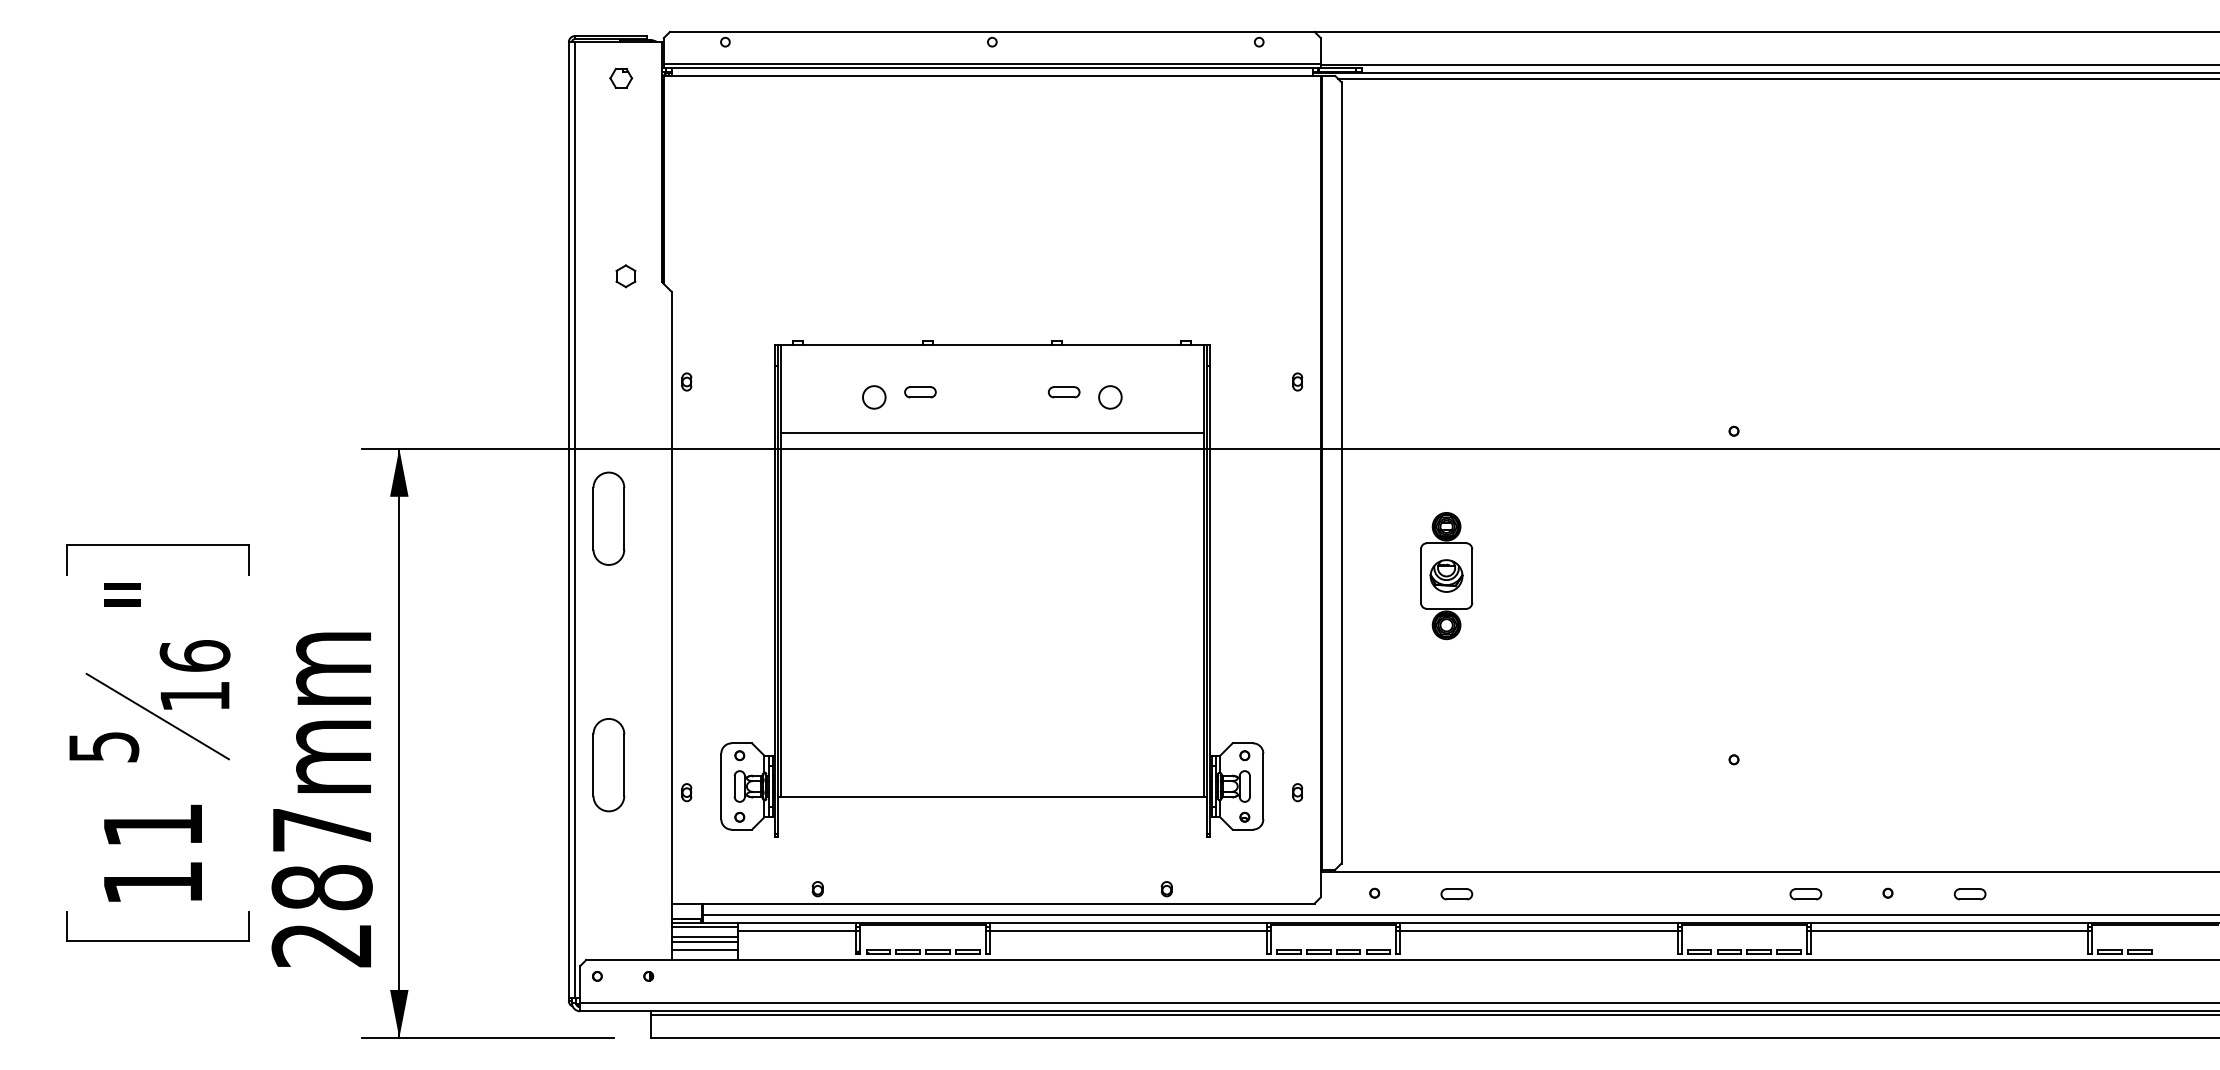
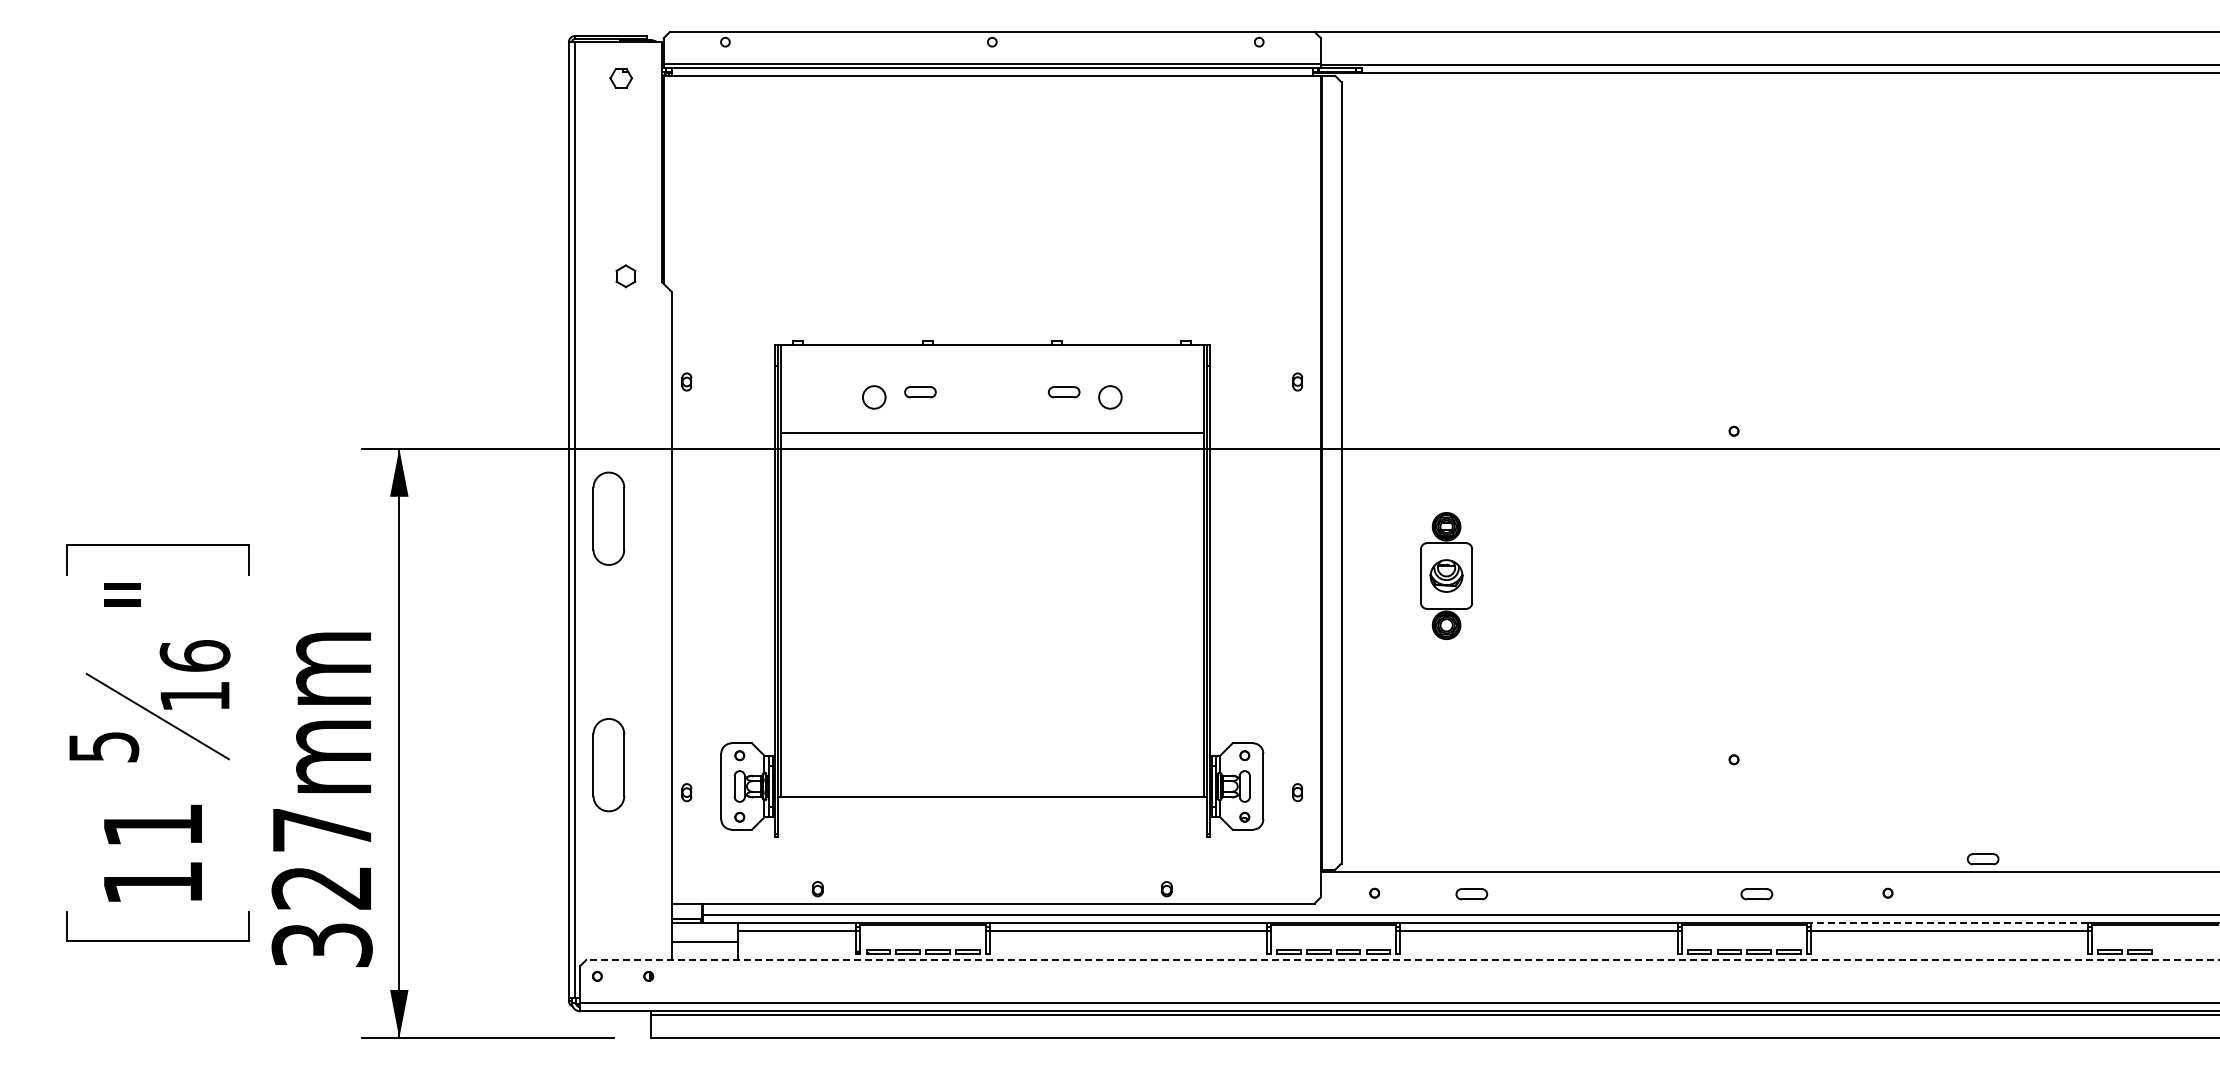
line: present -> none (1777, 79)
part position: (1456, 894) -> (1471, 894) (1471, 894)
part position: (1805, 894) -> (1756, 894) (1756, 894)
part position: (1969, 894) -> (1982, 859) (1982, 859)
text: 287mm -> 327mm (321, 916)
line: solid -> dashed (1949, 923)
line: present -> none (704, 927)
line: present -> none (704, 937)
line: present -> none (704, 949)
line: solid -> dashed (1402, 960)
